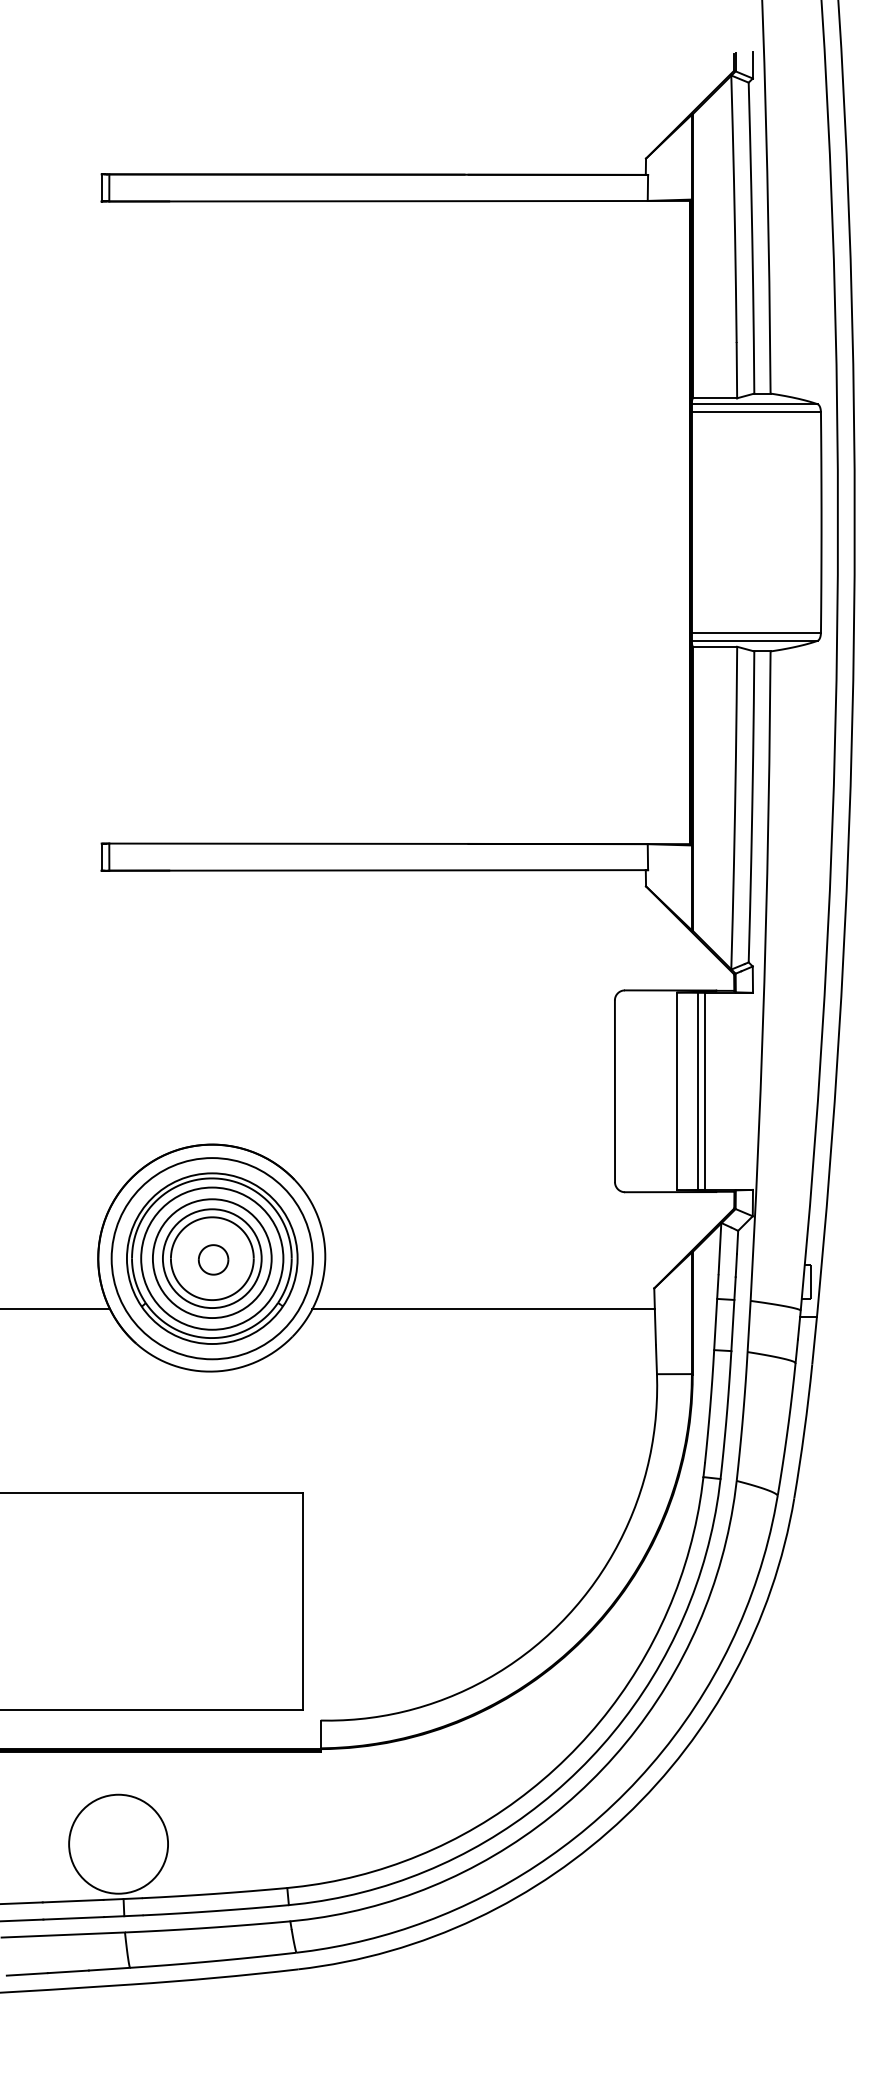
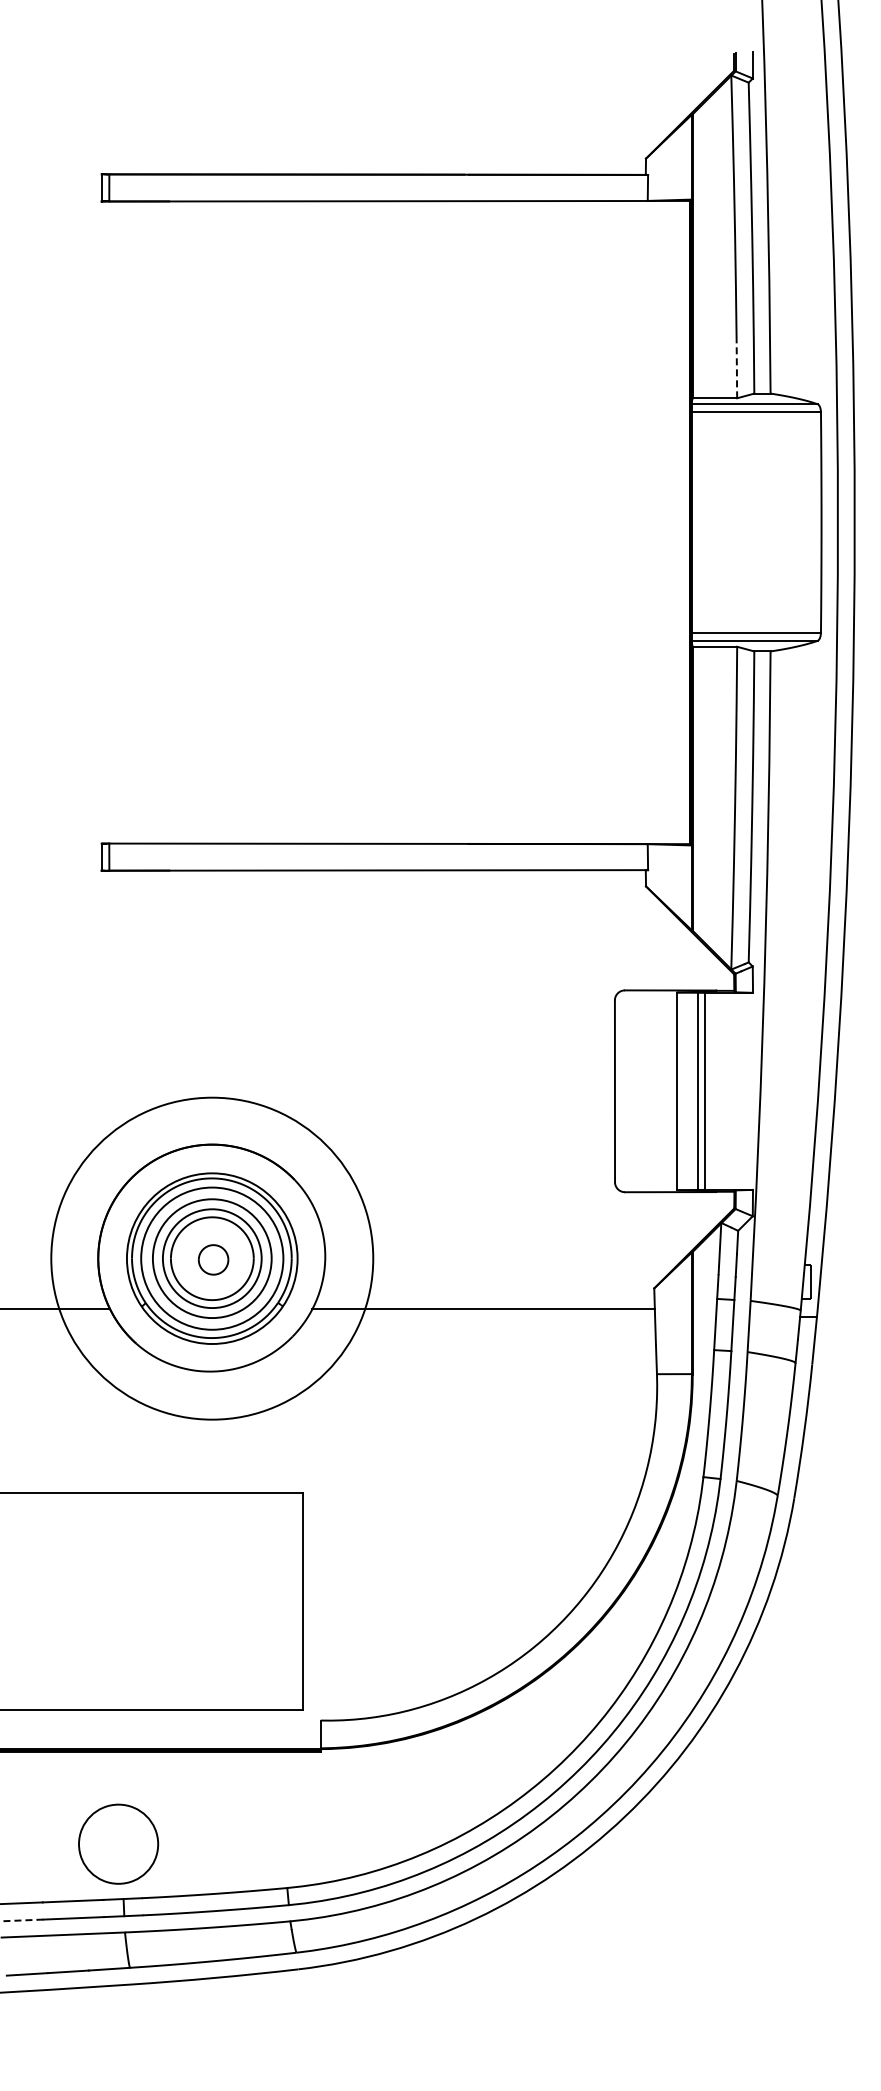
line: solid -> dashed (736, 370)
circle diameter: 201 px -> 322 px (212, 1258)
circle diameter: 99 px -> 79 px (118, 1843)
line: solid -> dashed (21, 1920)
